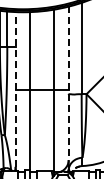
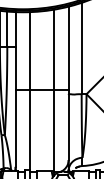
line: dashed -> solid (68, 83)
line: dashed -> solid (15, 89)
